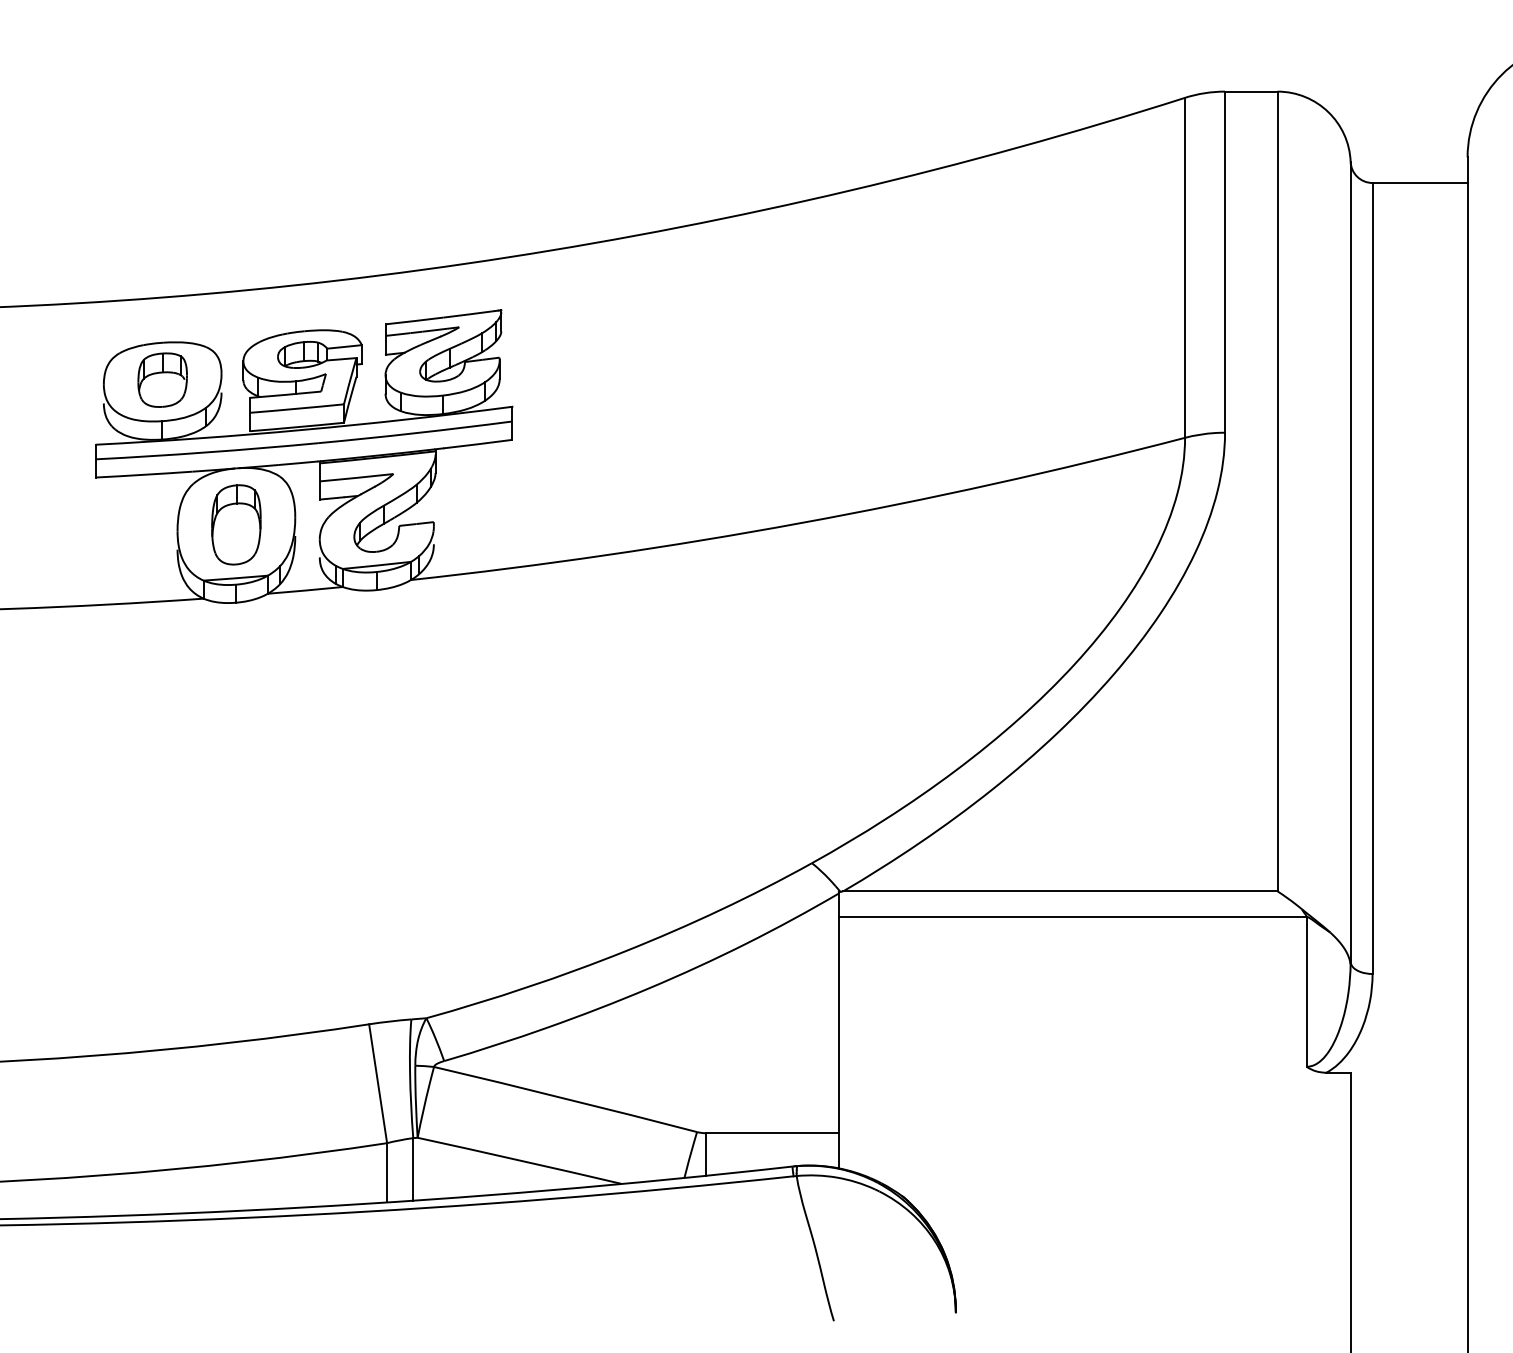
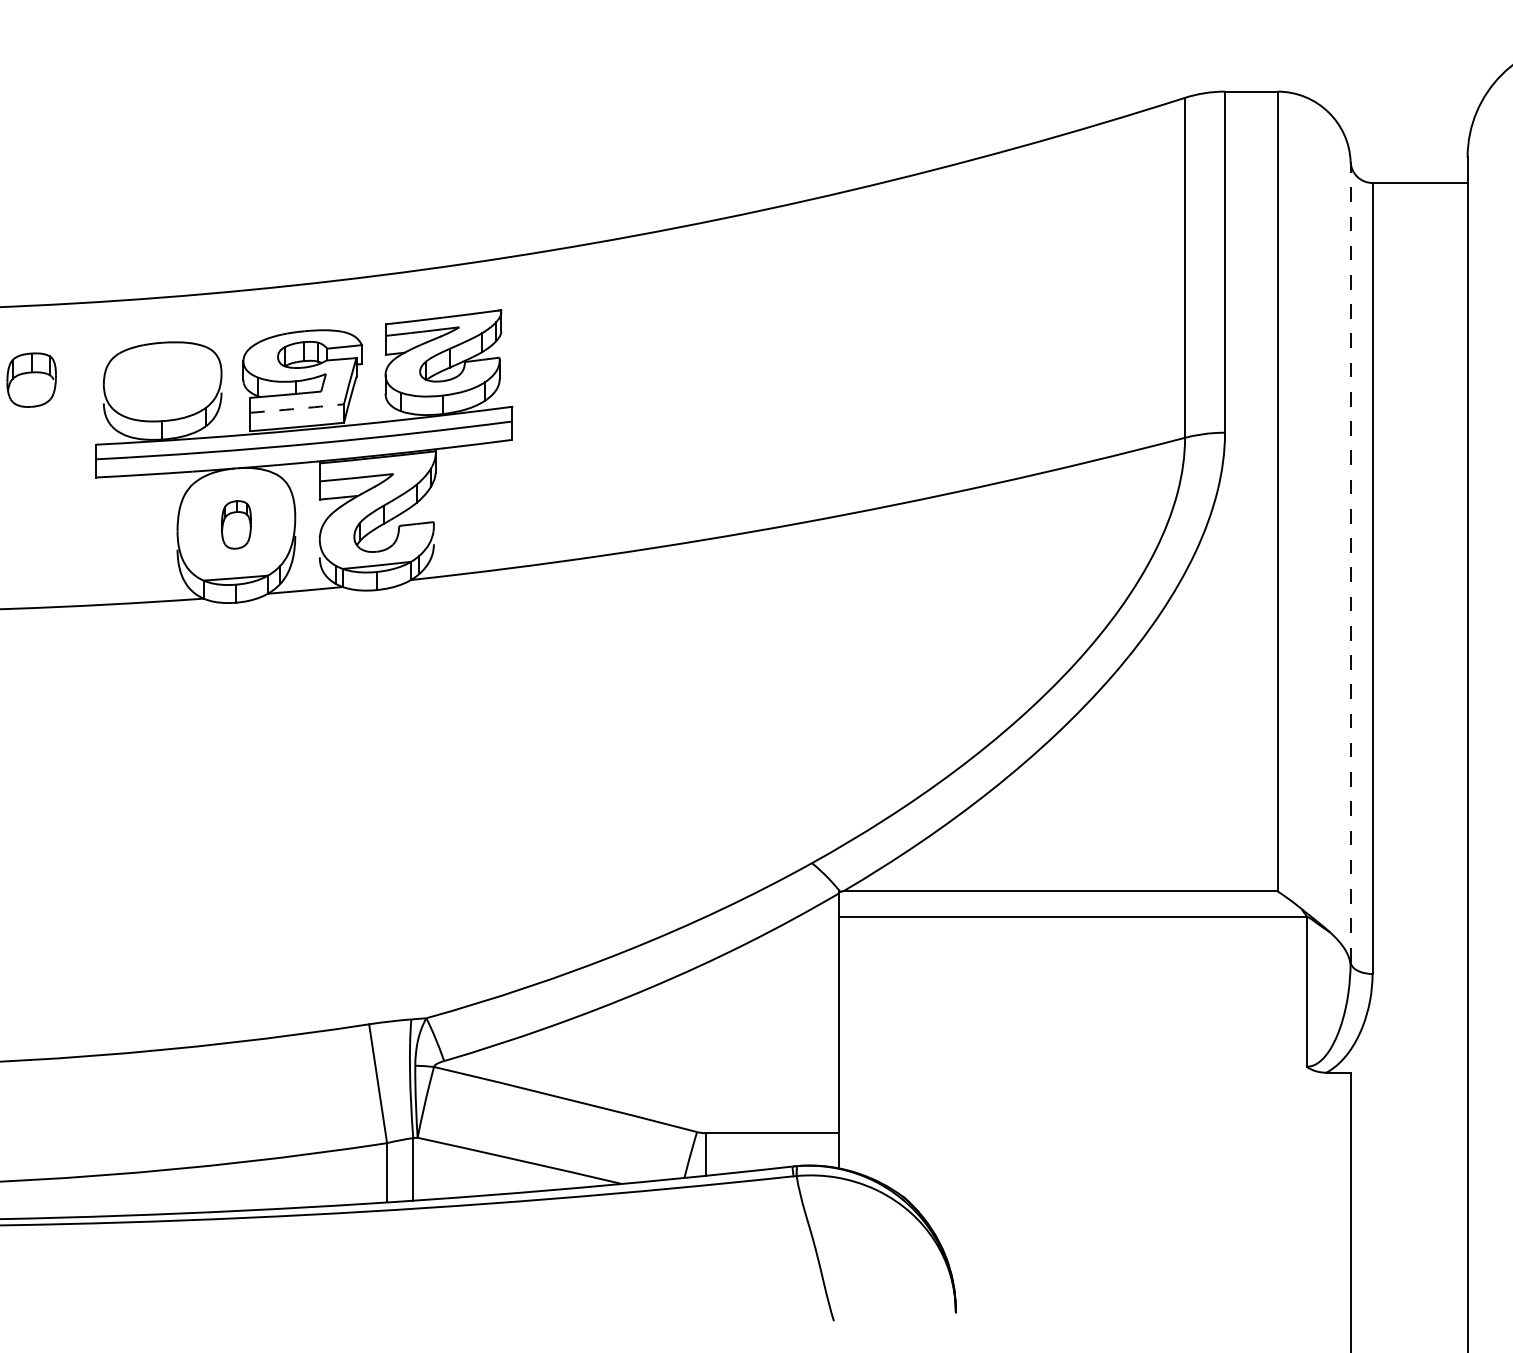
part position: (162, 379) -> (31, 379) (31, 379)
arc: solid -> dashed (297, 408)
part size: 51x82 px -> 31x50 px (236, 524)
line: solid -> dashed (1350, 561)
